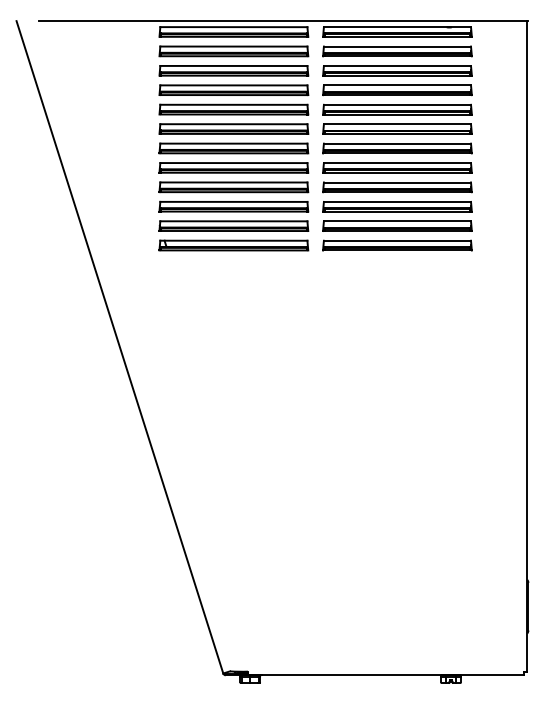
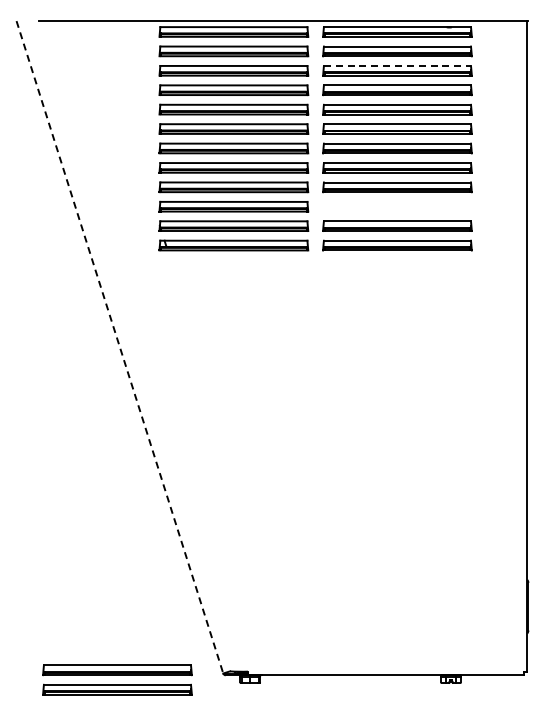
line: solid -> dashed (397, 66)
part: present -> none (397, 206)
line: solid -> dashed (120, 347)
part: none -> present (117, 679)
